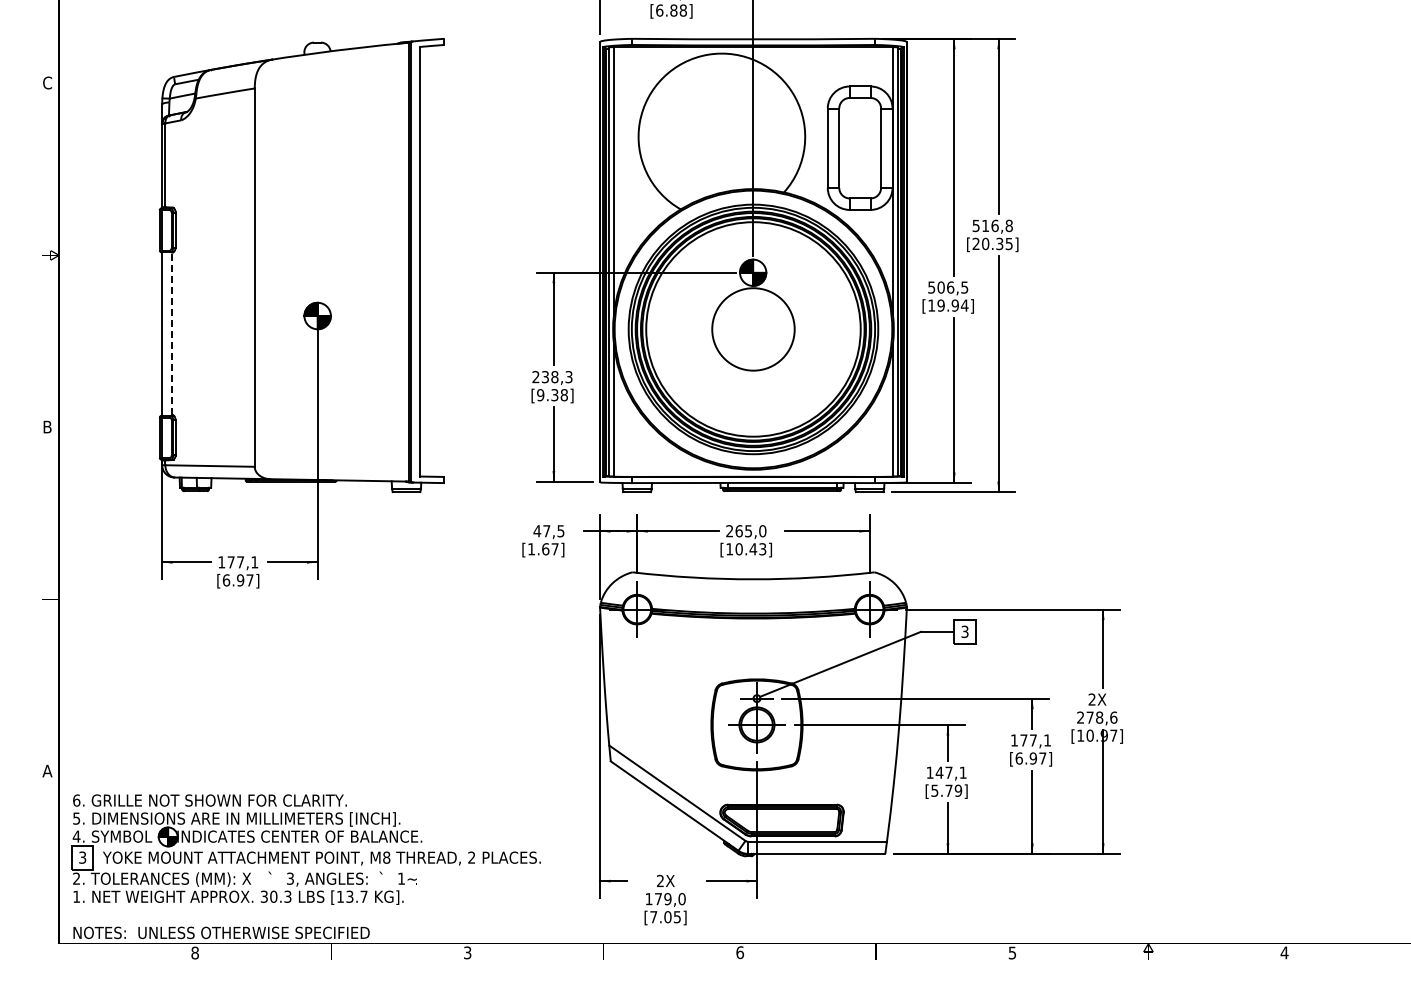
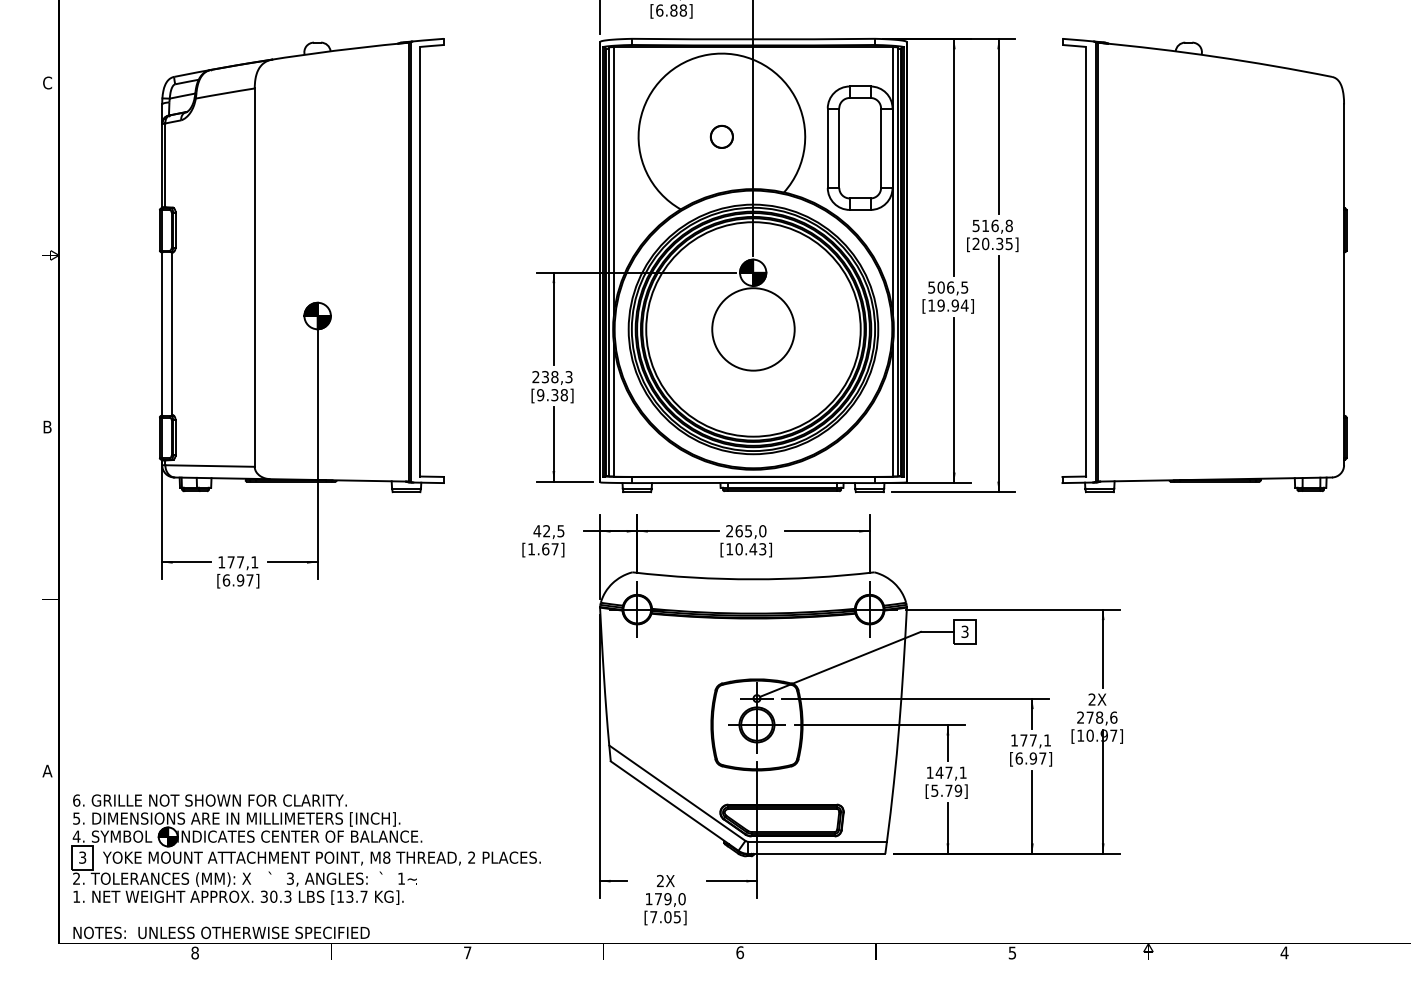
circle: none -> present (721, 136)
part: none -> present (1204, 265)
line: dashed -> solid (172, 333)
text: 47,5 -> 42,5 (546, 531)
text: 3 -> 7 (467, 952)
